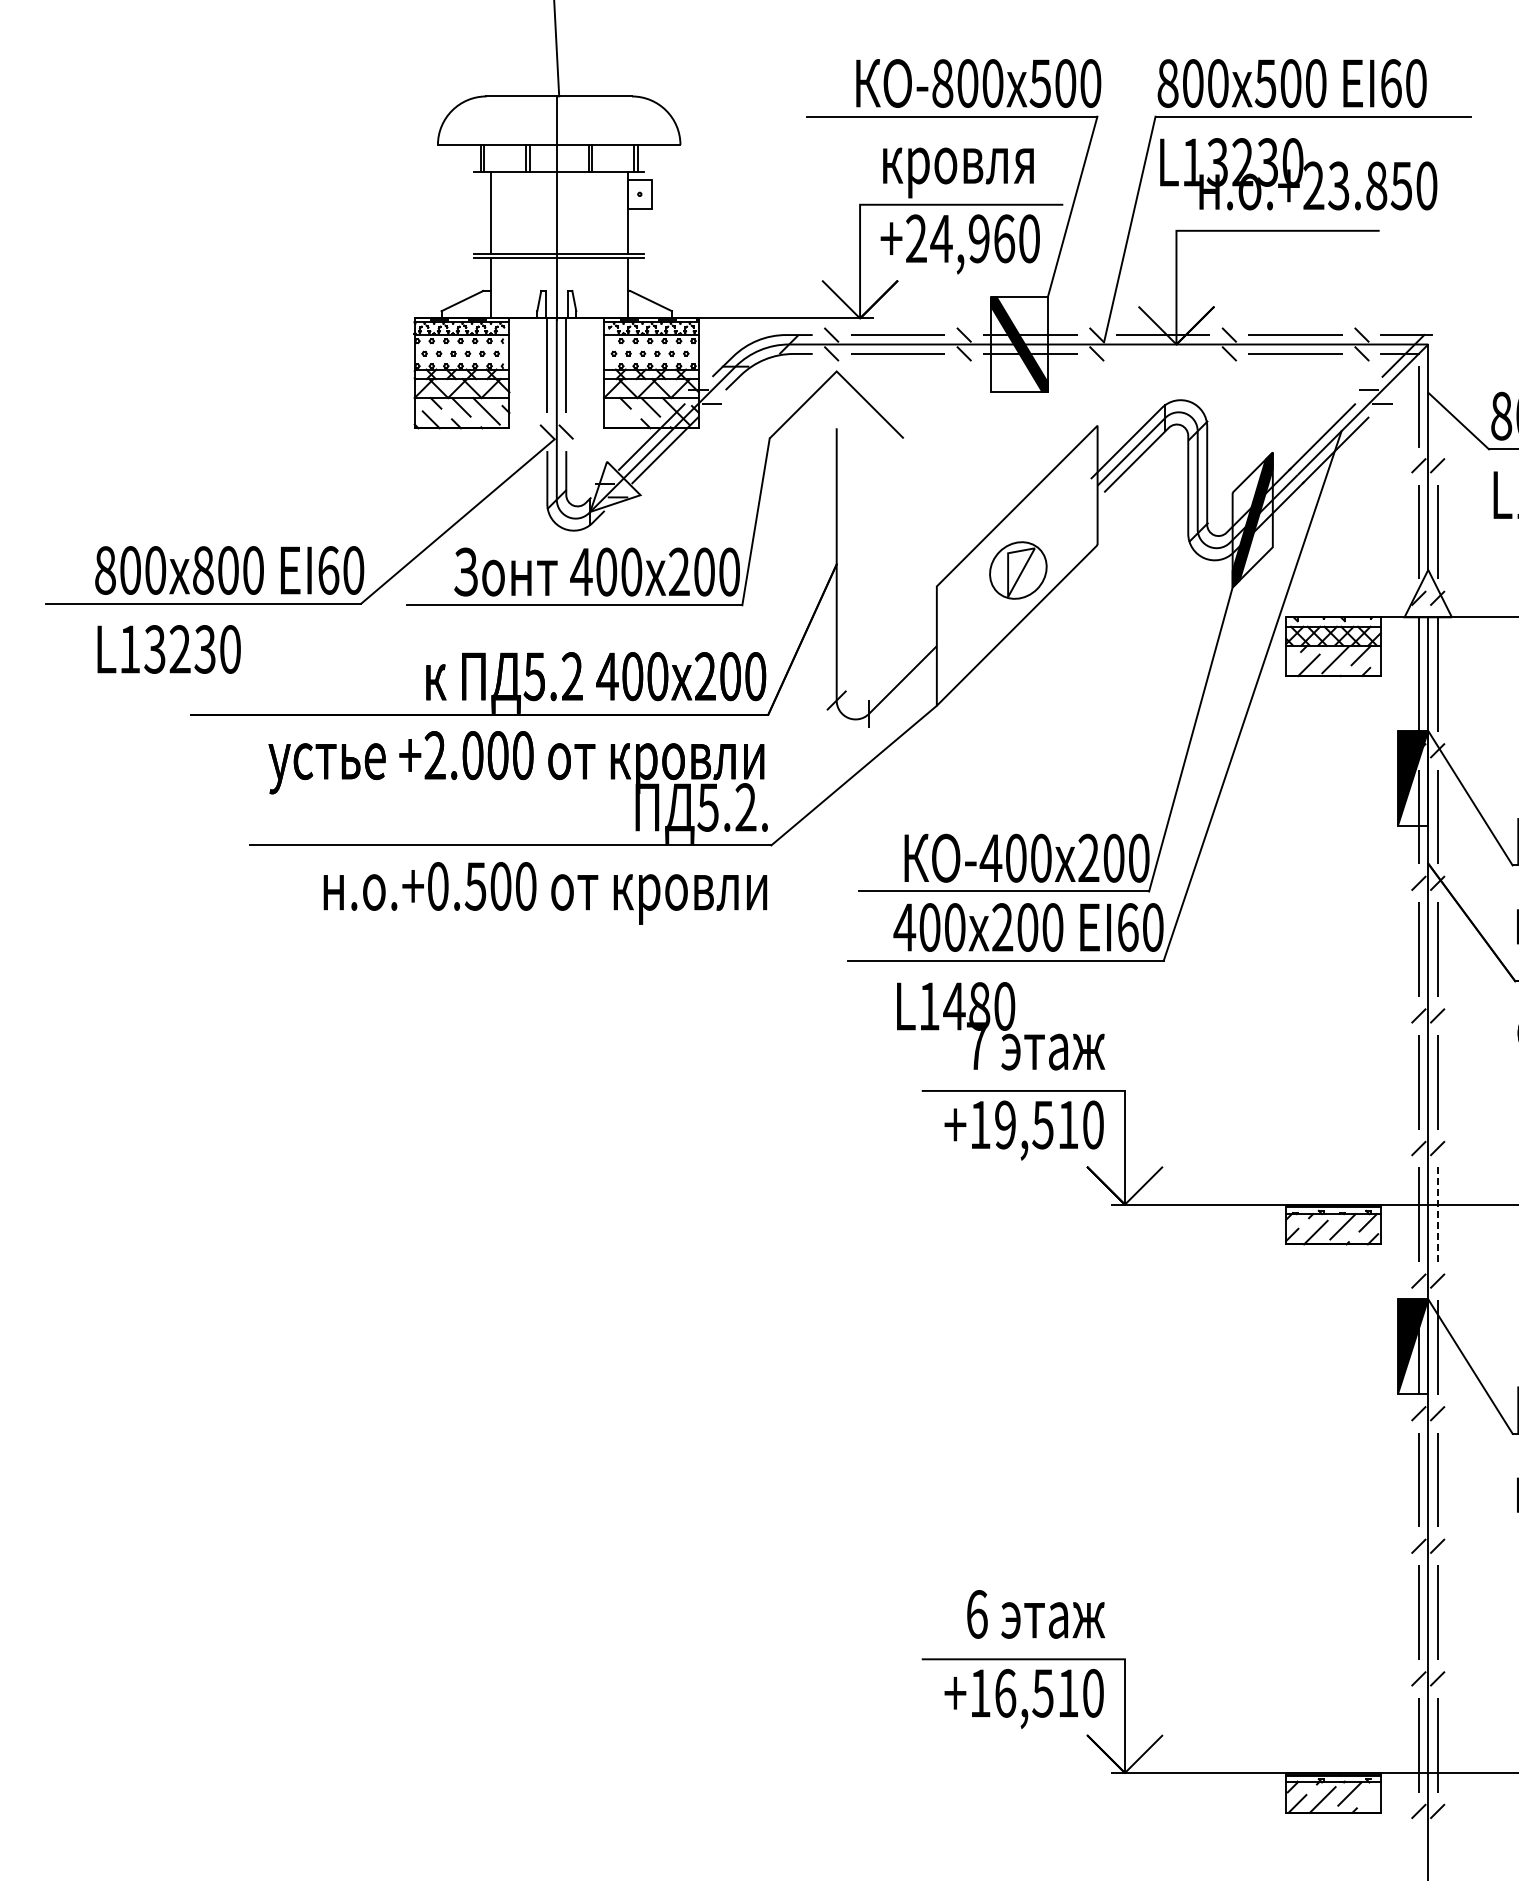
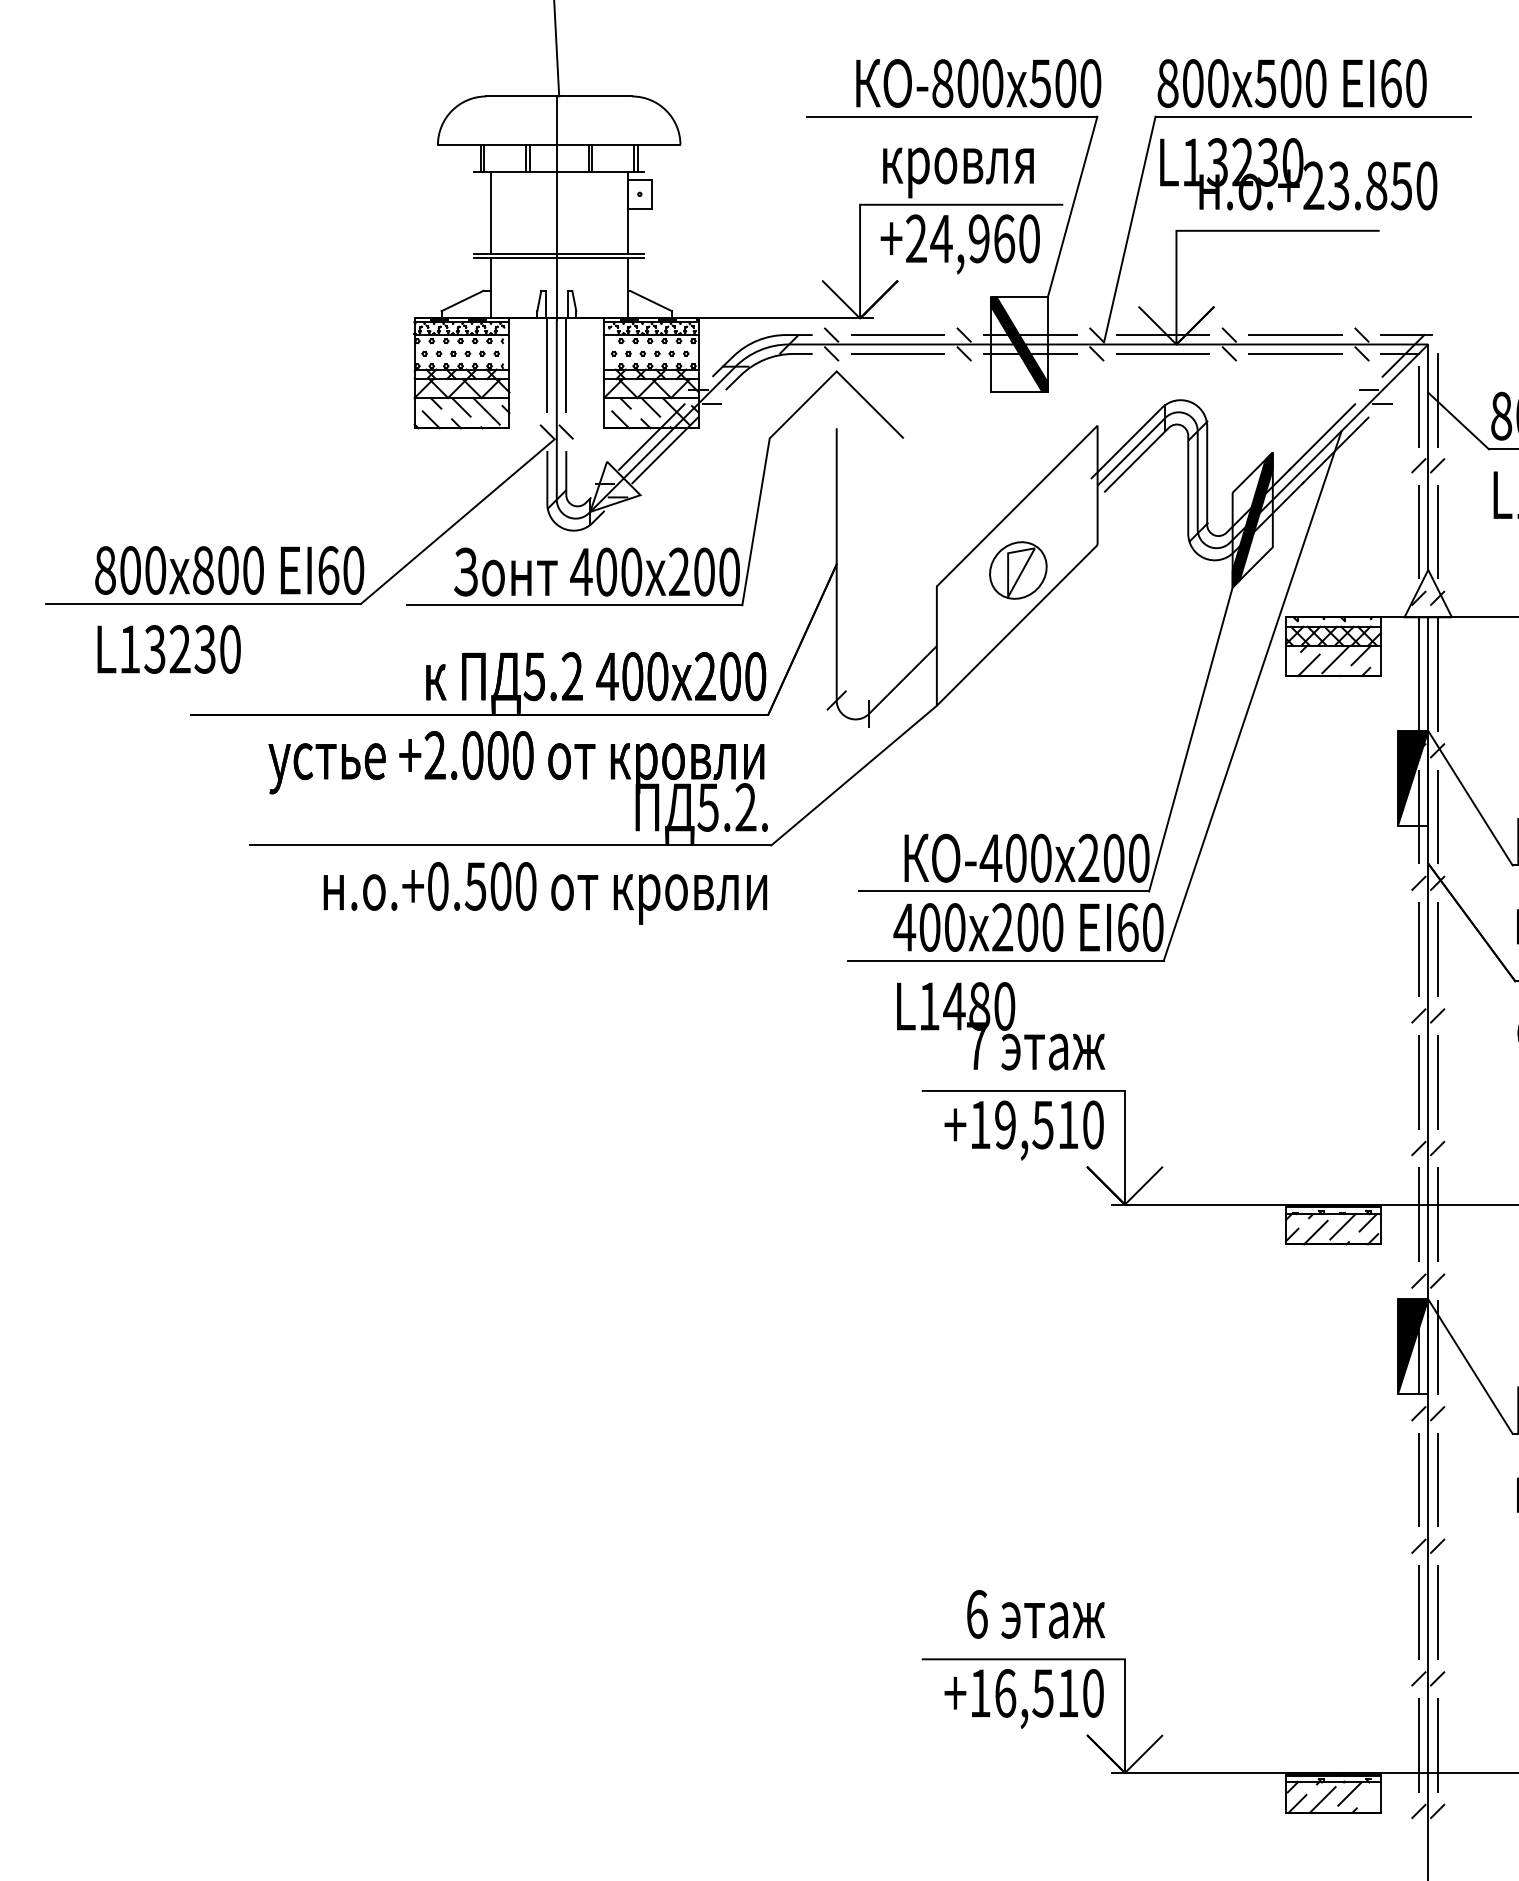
line: none -> present (1162, 353)
line: none -> present (1437, 399)
line: none -> present (620, 419)
line: dashed -> solid (1437, 1214)
